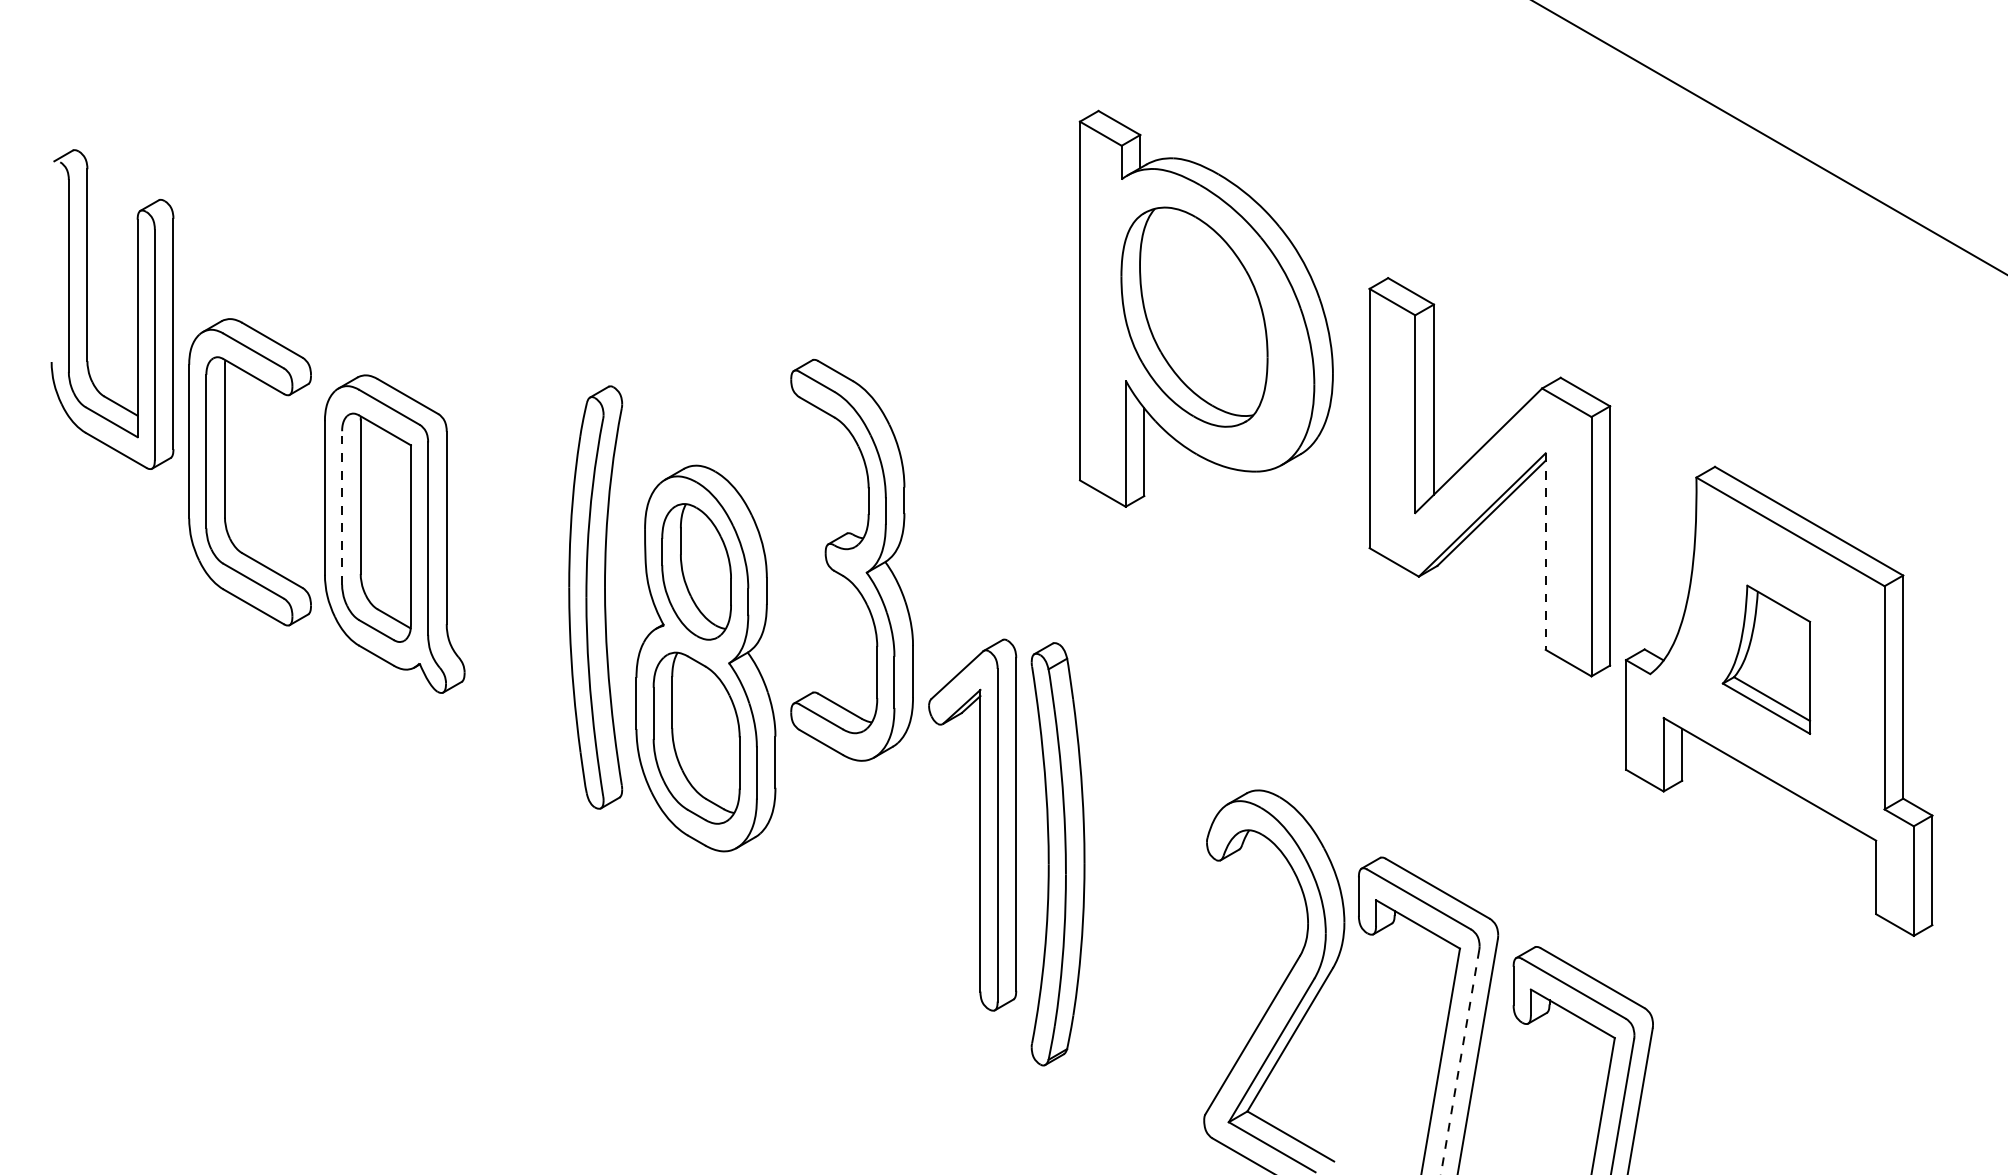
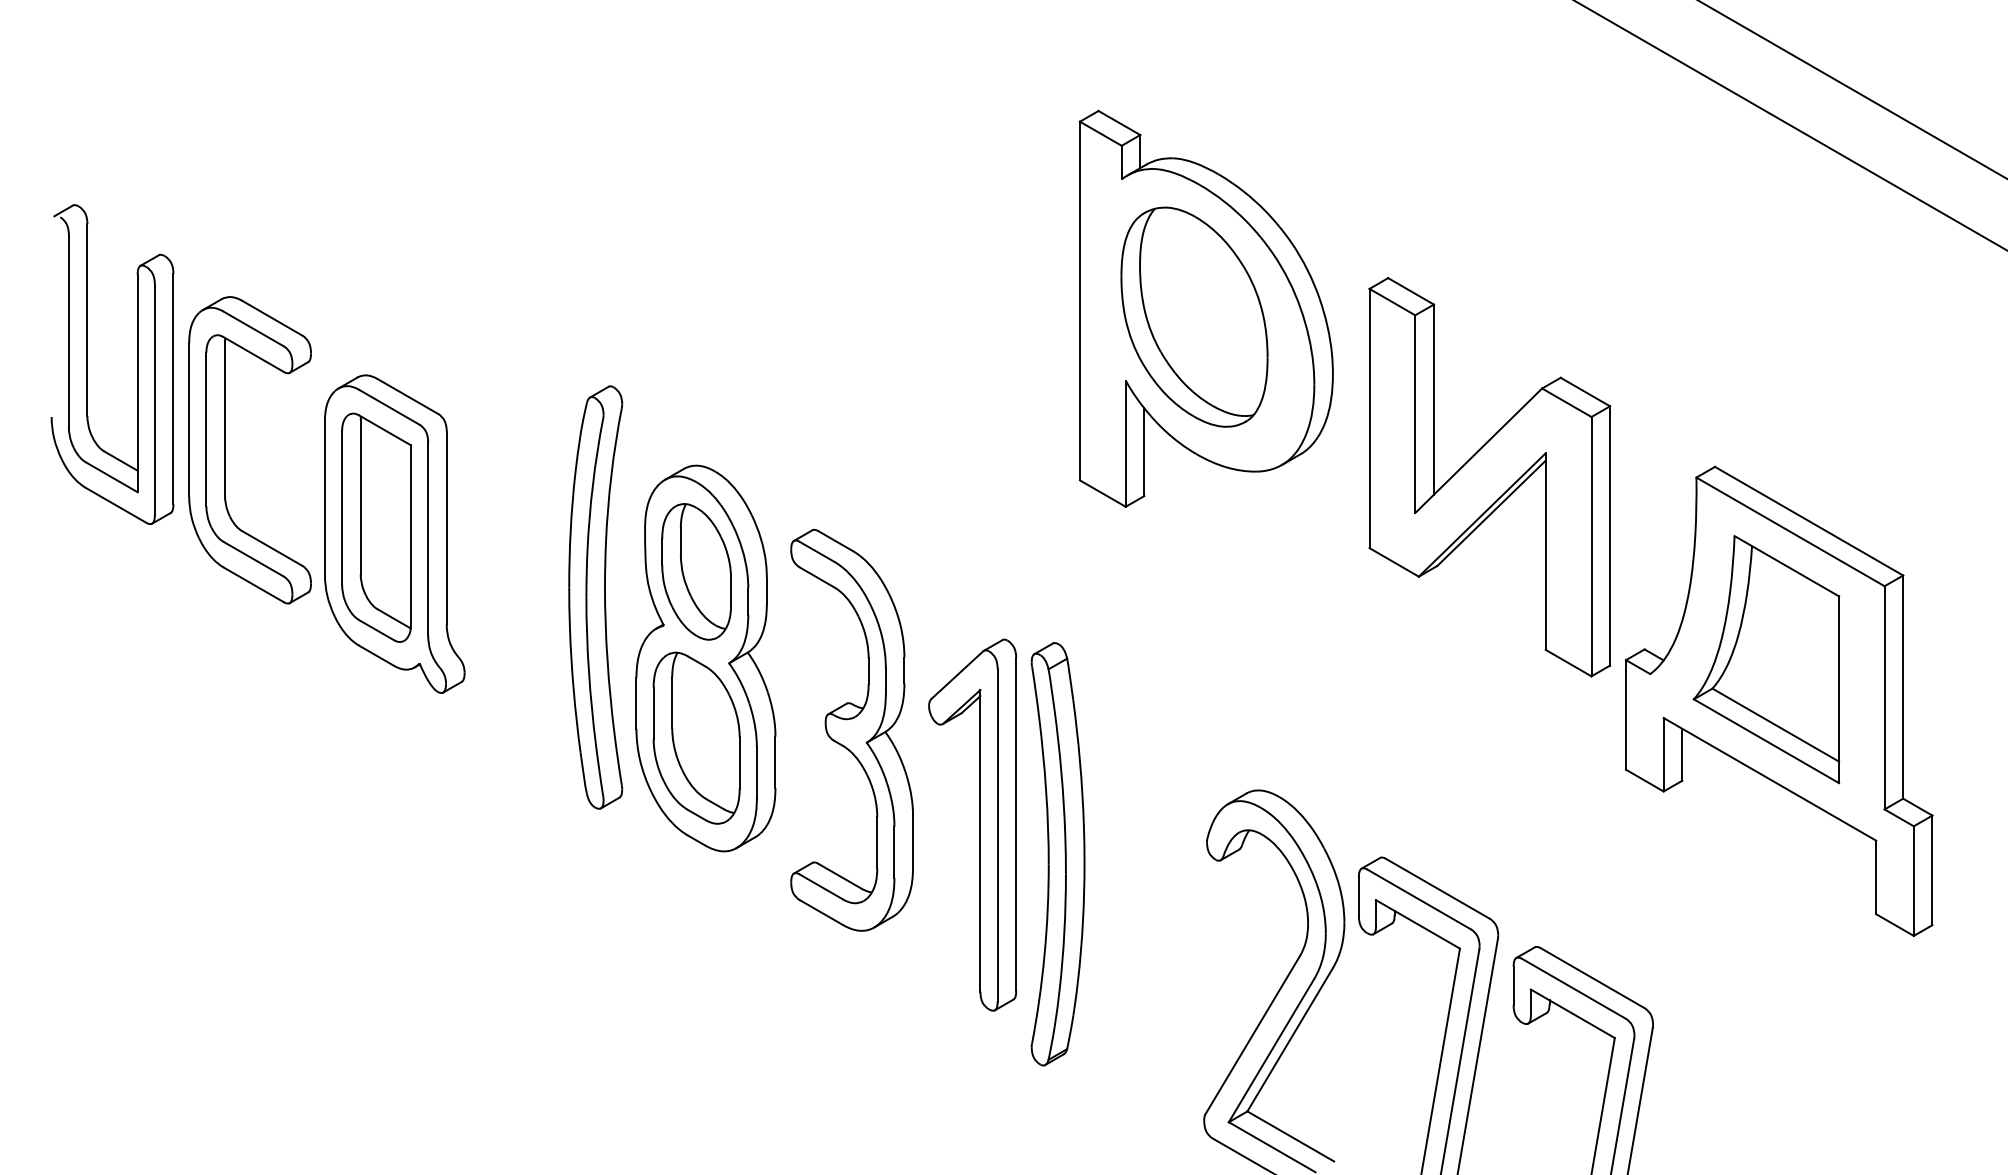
line: none -> present (1852, 89)
line position: (1769, 137) -> (1790, 125) (1790, 125)
part position: (87, 309) -> (87, 364) (87, 364)
part position: (225, 472) -> (225, 450) (225, 450)
line: dashed -> solid (342, 507)
line: dashed -> solid (1545, 552)
part position: (851, 559) -> (851, 729) (851, 729)
part size: 91x151 px -> 149x250 px (1766, 659)
line: dashed -> solid (1460, 1062)
